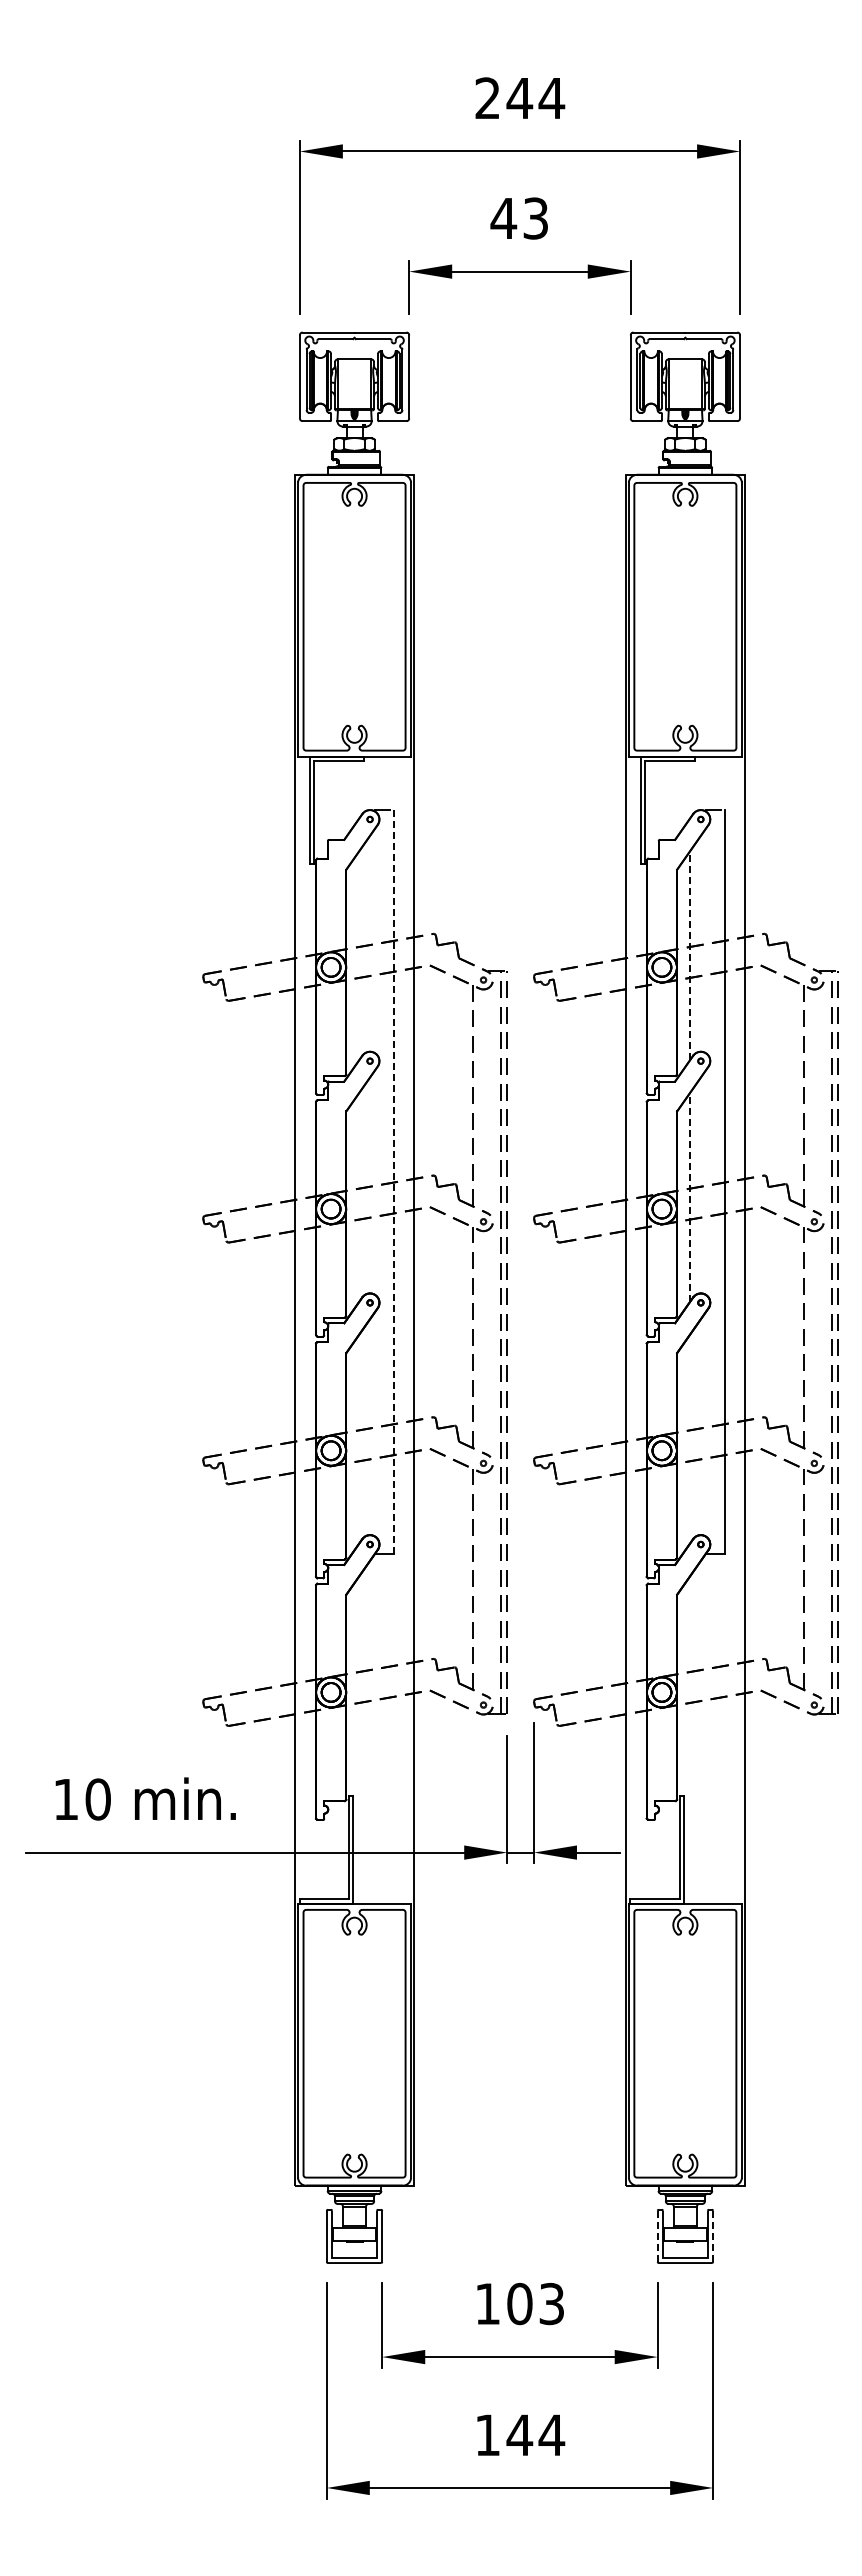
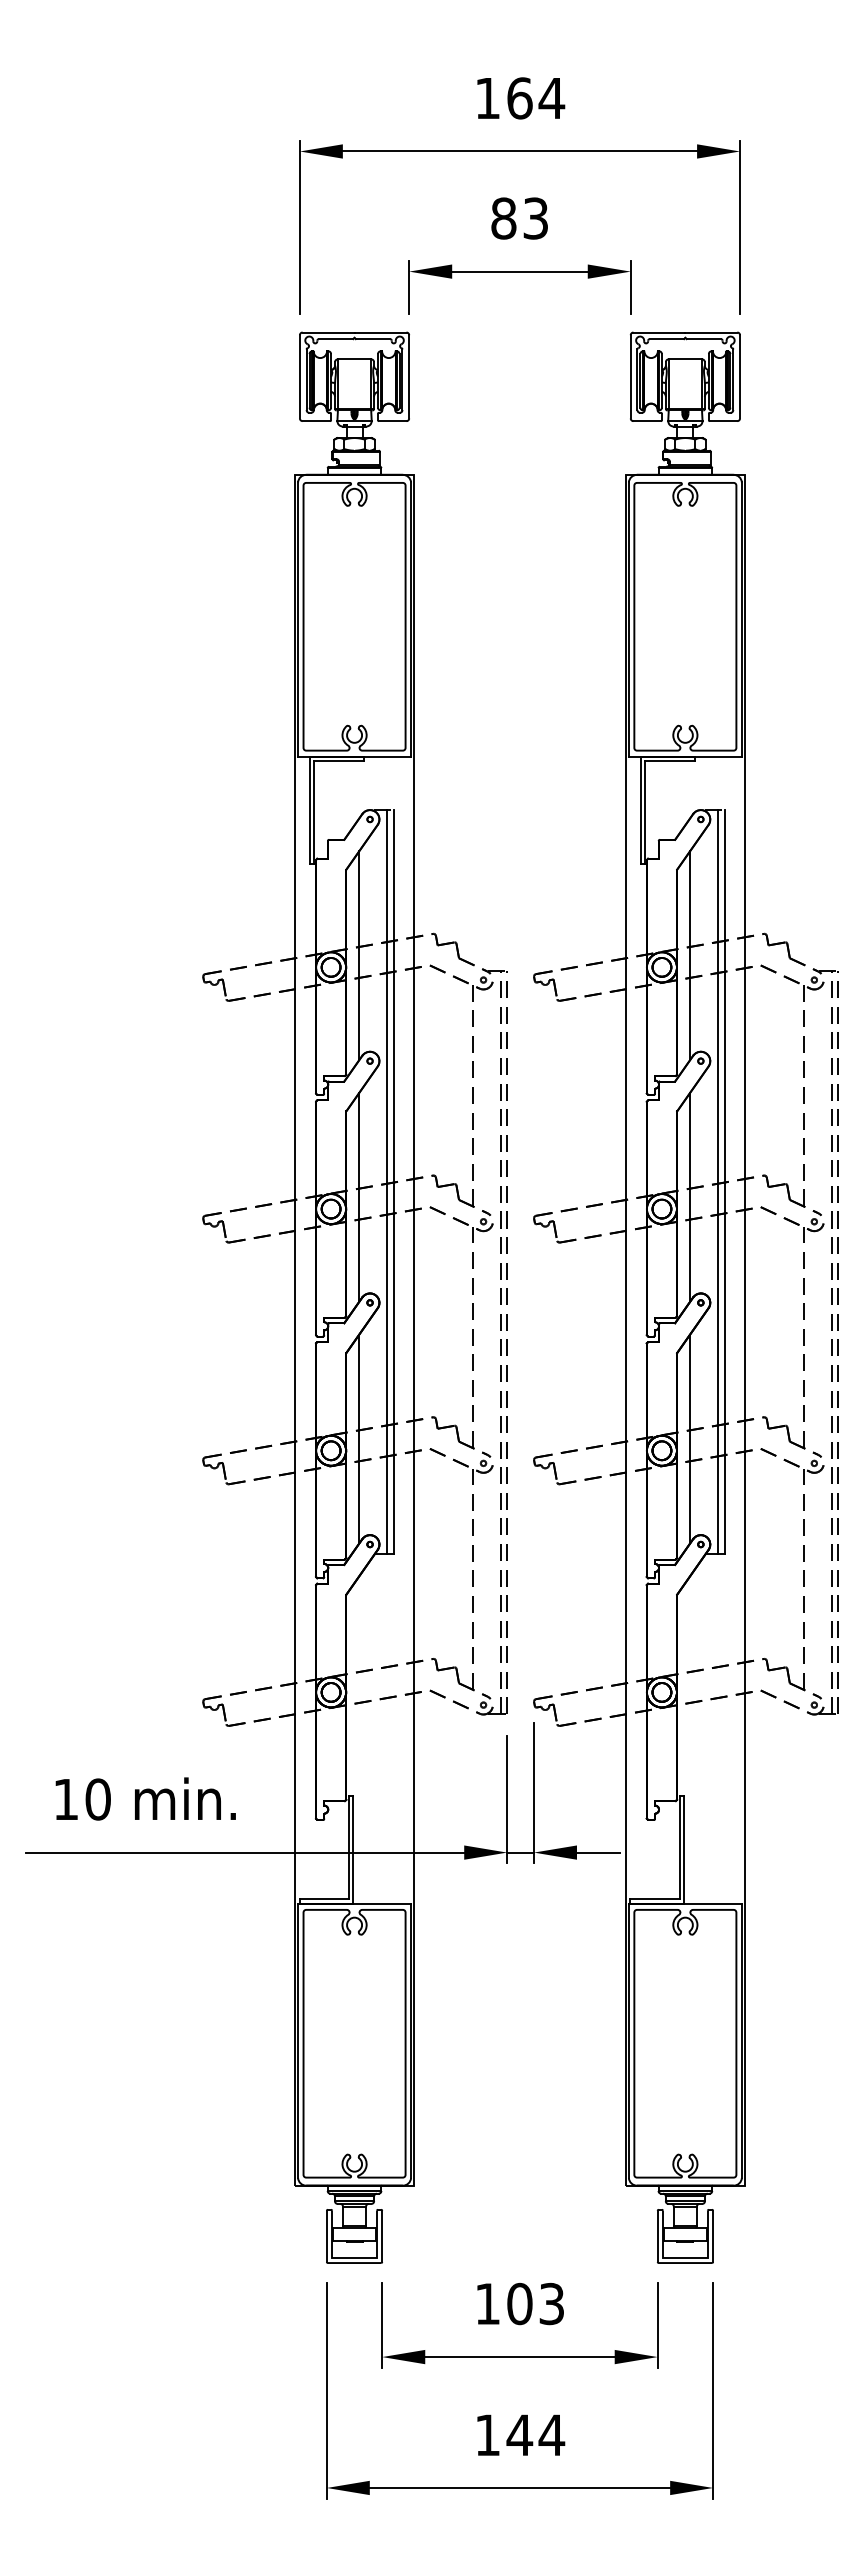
text: 244 -> 164 (504, 98)
text: 43 -> 83 (503, 218)
line: none -> present (359, 955)
line: dashed -> solid (690, 955)
line: none -> present (387, 1181)
line: none -> present (718, 1181)
line: dashed -> solid (393, 1182)
line: none -> present (359, 1196)
line: dashed -> solid (690, 1196)
line: none -> present (359, 1438)
line: none -> present (690, 1438)
line: dashed -> solid (657, 2236)
line: dashed -> solid (713, 2236)
